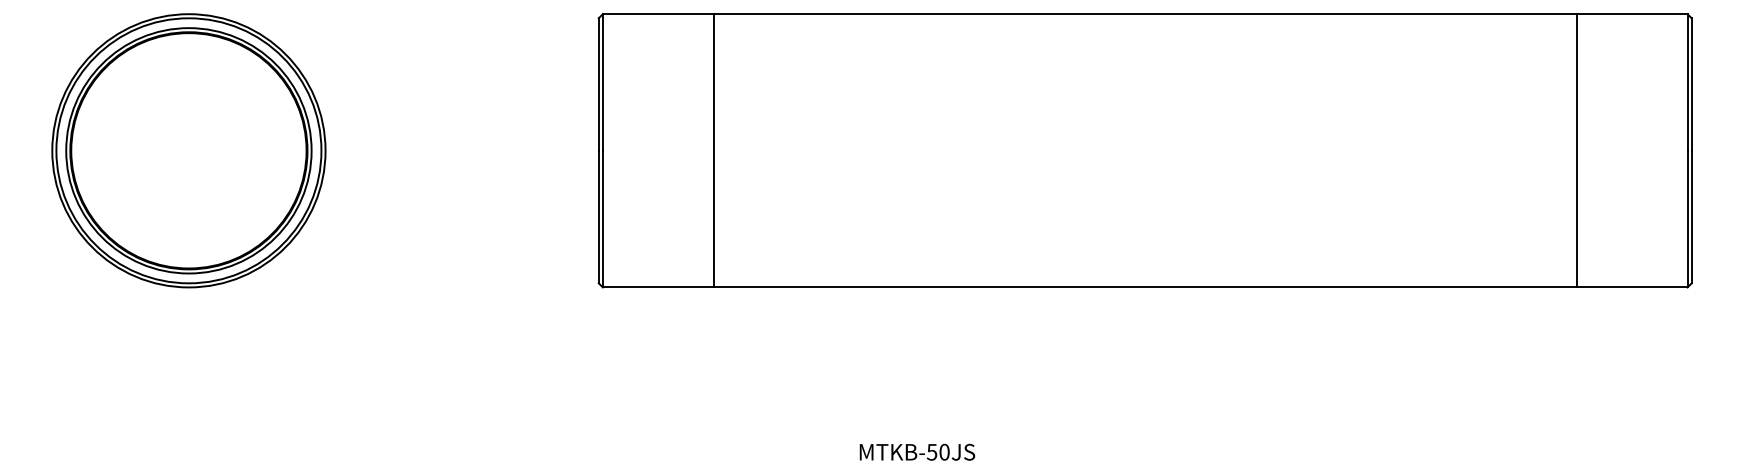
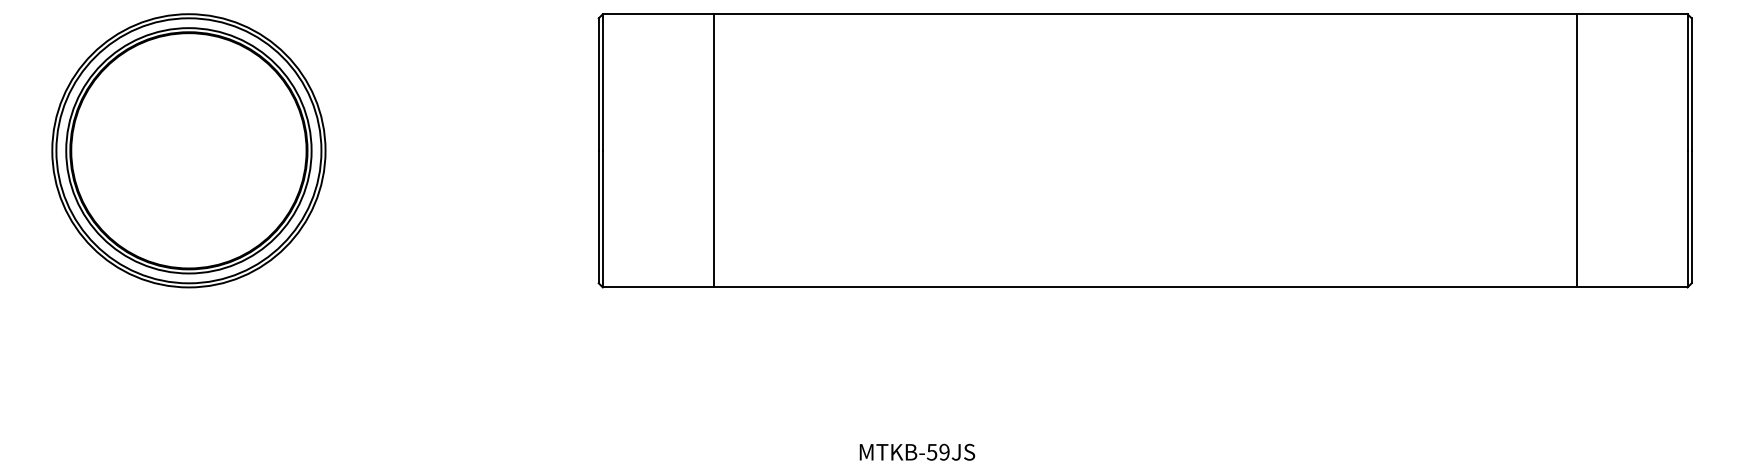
text: MTKB-50JS -> MTKB-59JS (944, 452)
